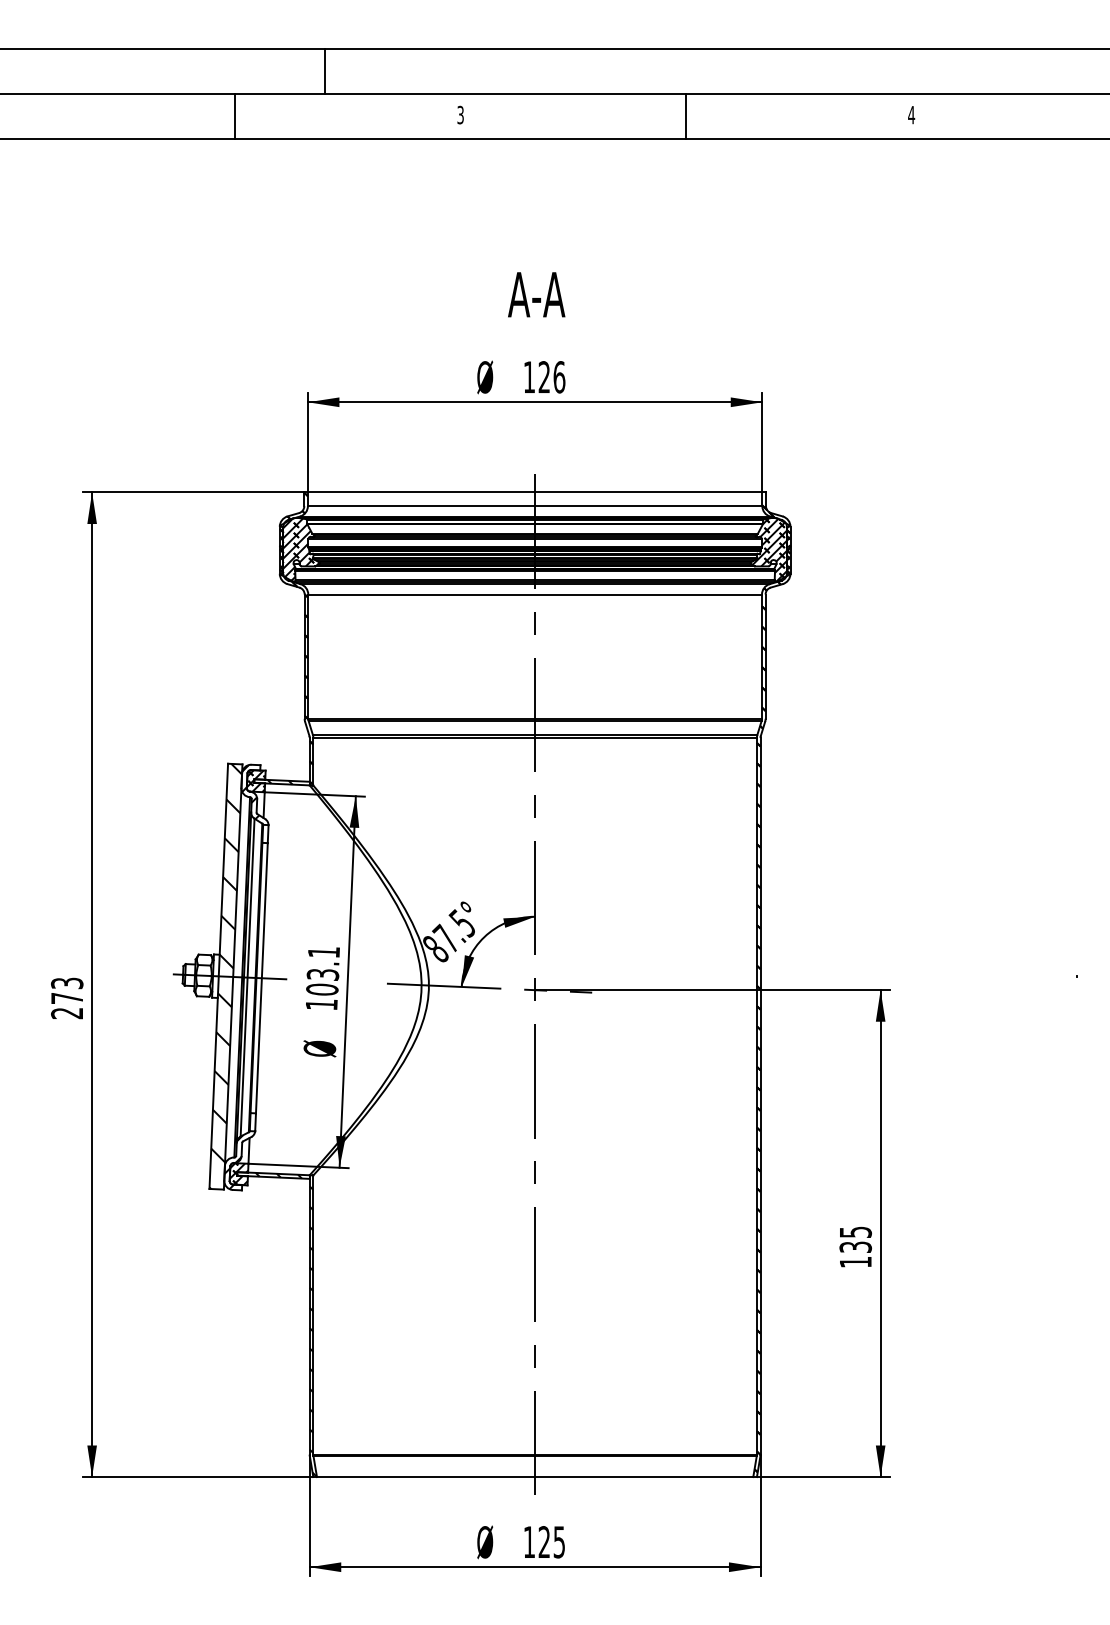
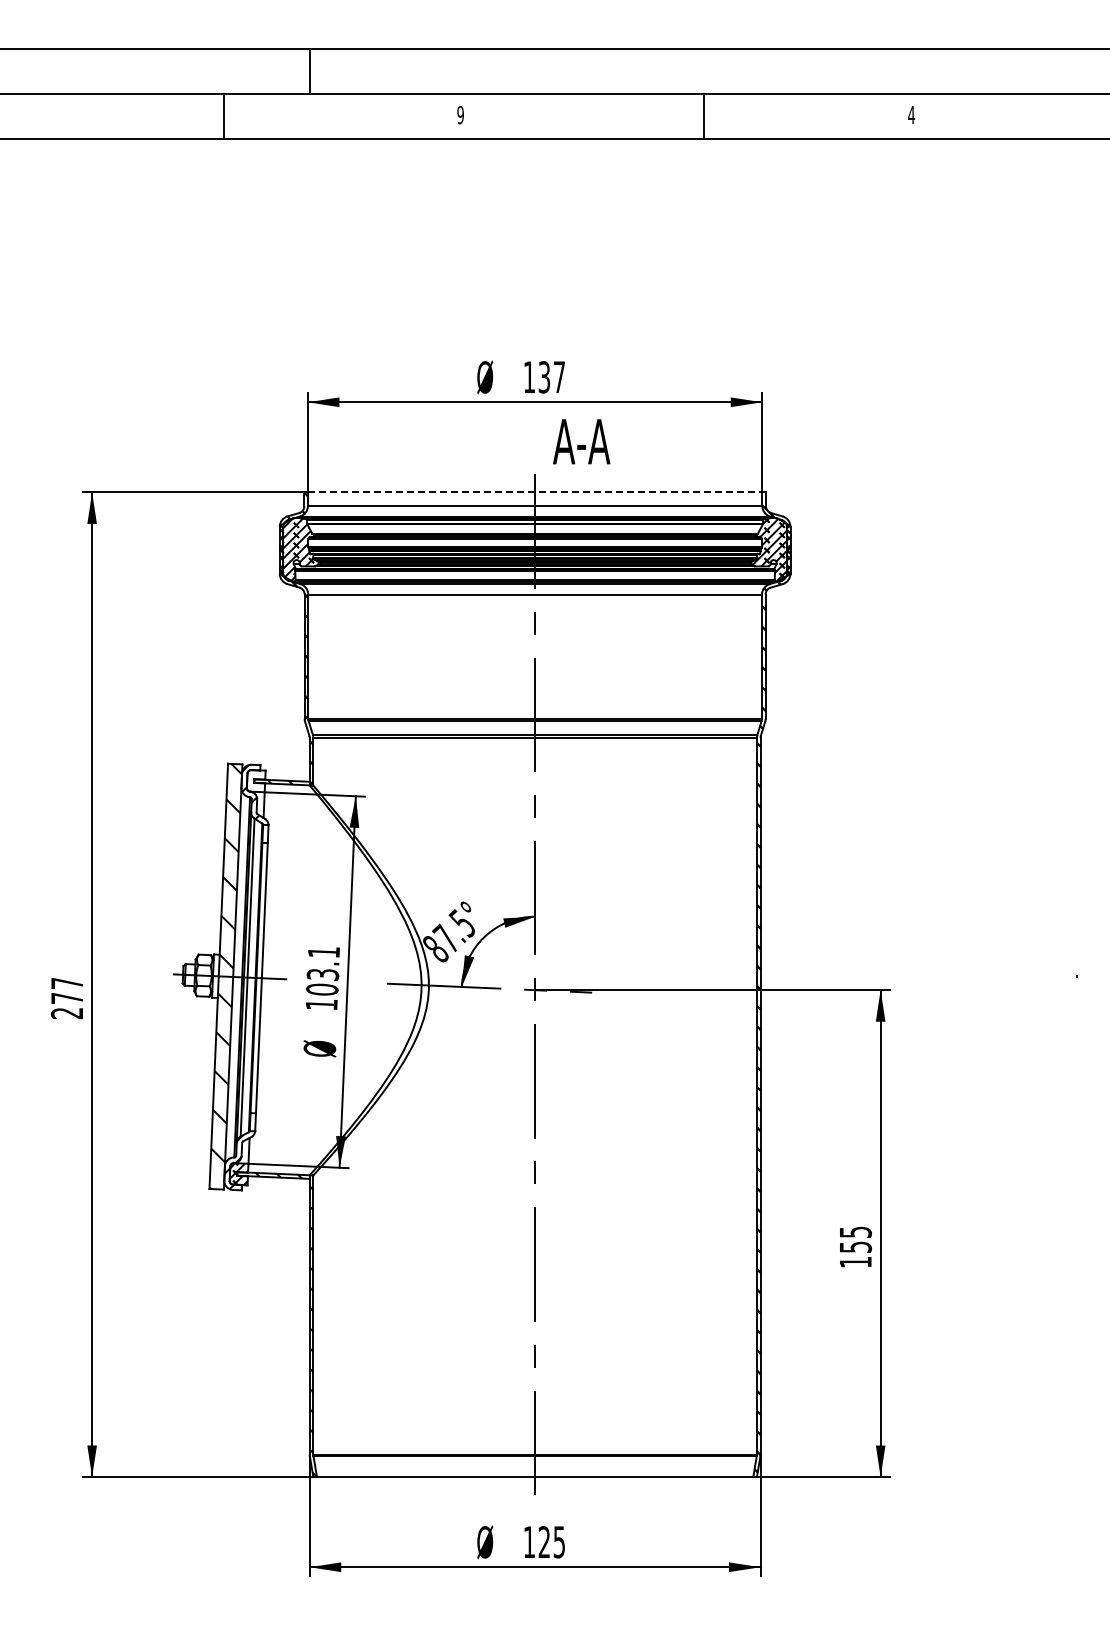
line position: (325, 70) -> (310, 70) (310, 70)
line position: (235, 115) -> (224, 115) (224, 115)
text: 3 -> 9 (460, 115)
line position: (685, 115) -> (703, 115) (703, 115)
text position: (536, 294) -> (581, 441) (581, 441)
text: 126 -> 137 (551, 377)
line: solid -> dashed (535, 492)
hatch: present -> none (255, 781)
text: 273 -> 277 (67, 983)
text: 135 -> 155 (855, 1246)
